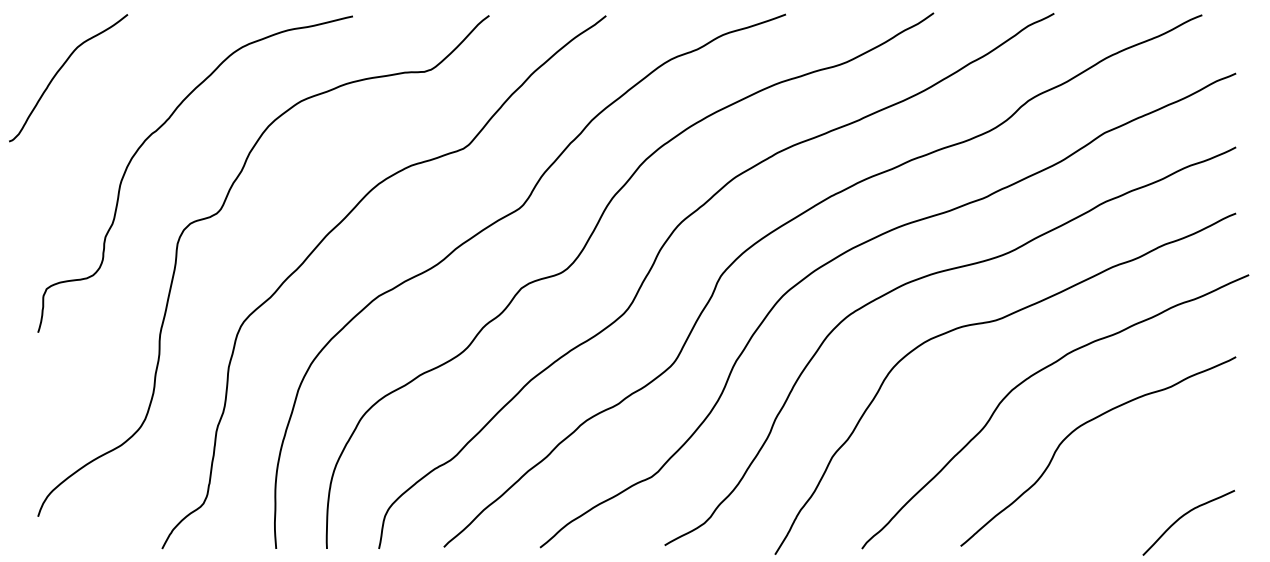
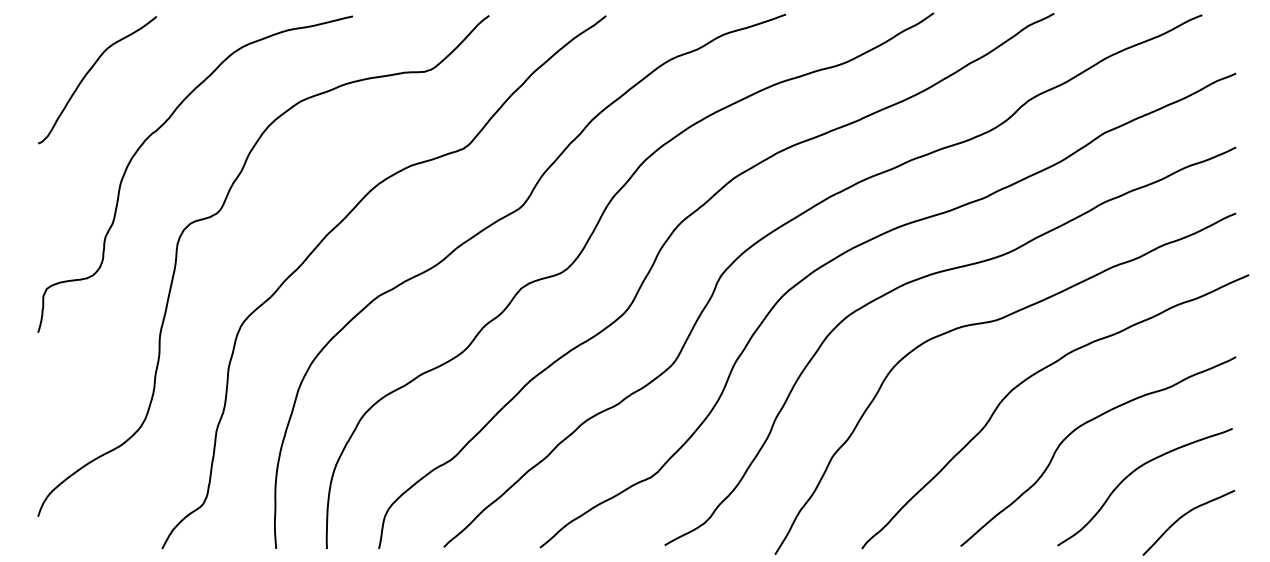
curve position: (60, 70) -> (89, 72) (89, 72)
curve: none -> present (1135, 471)
